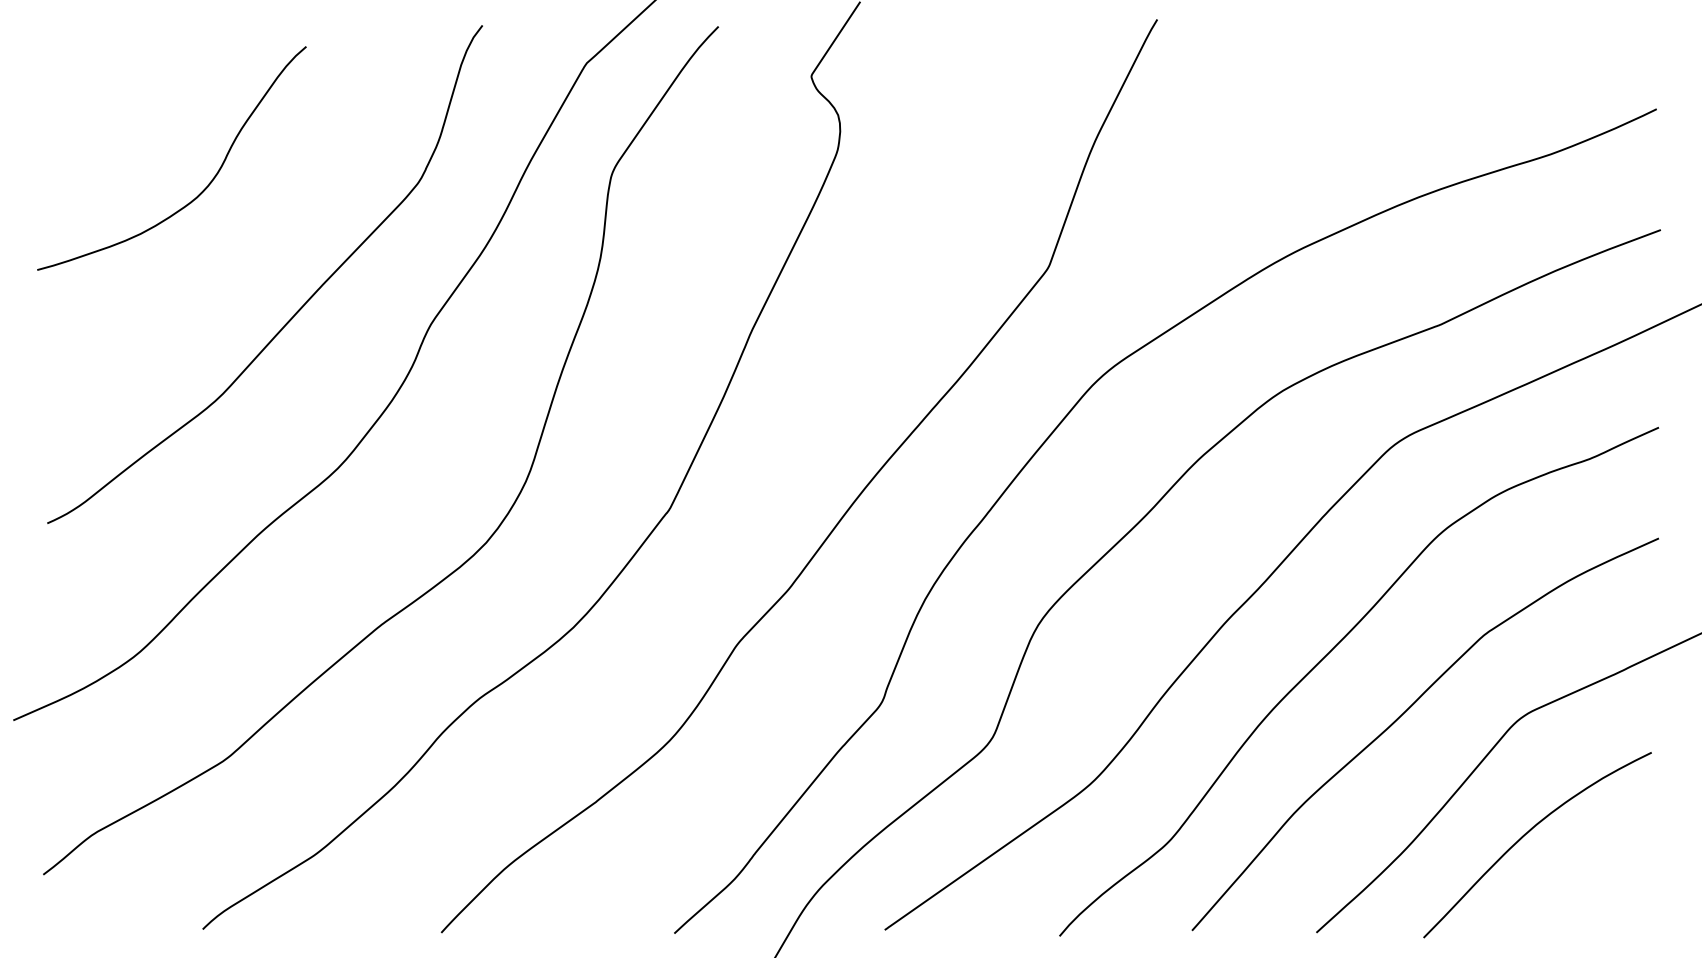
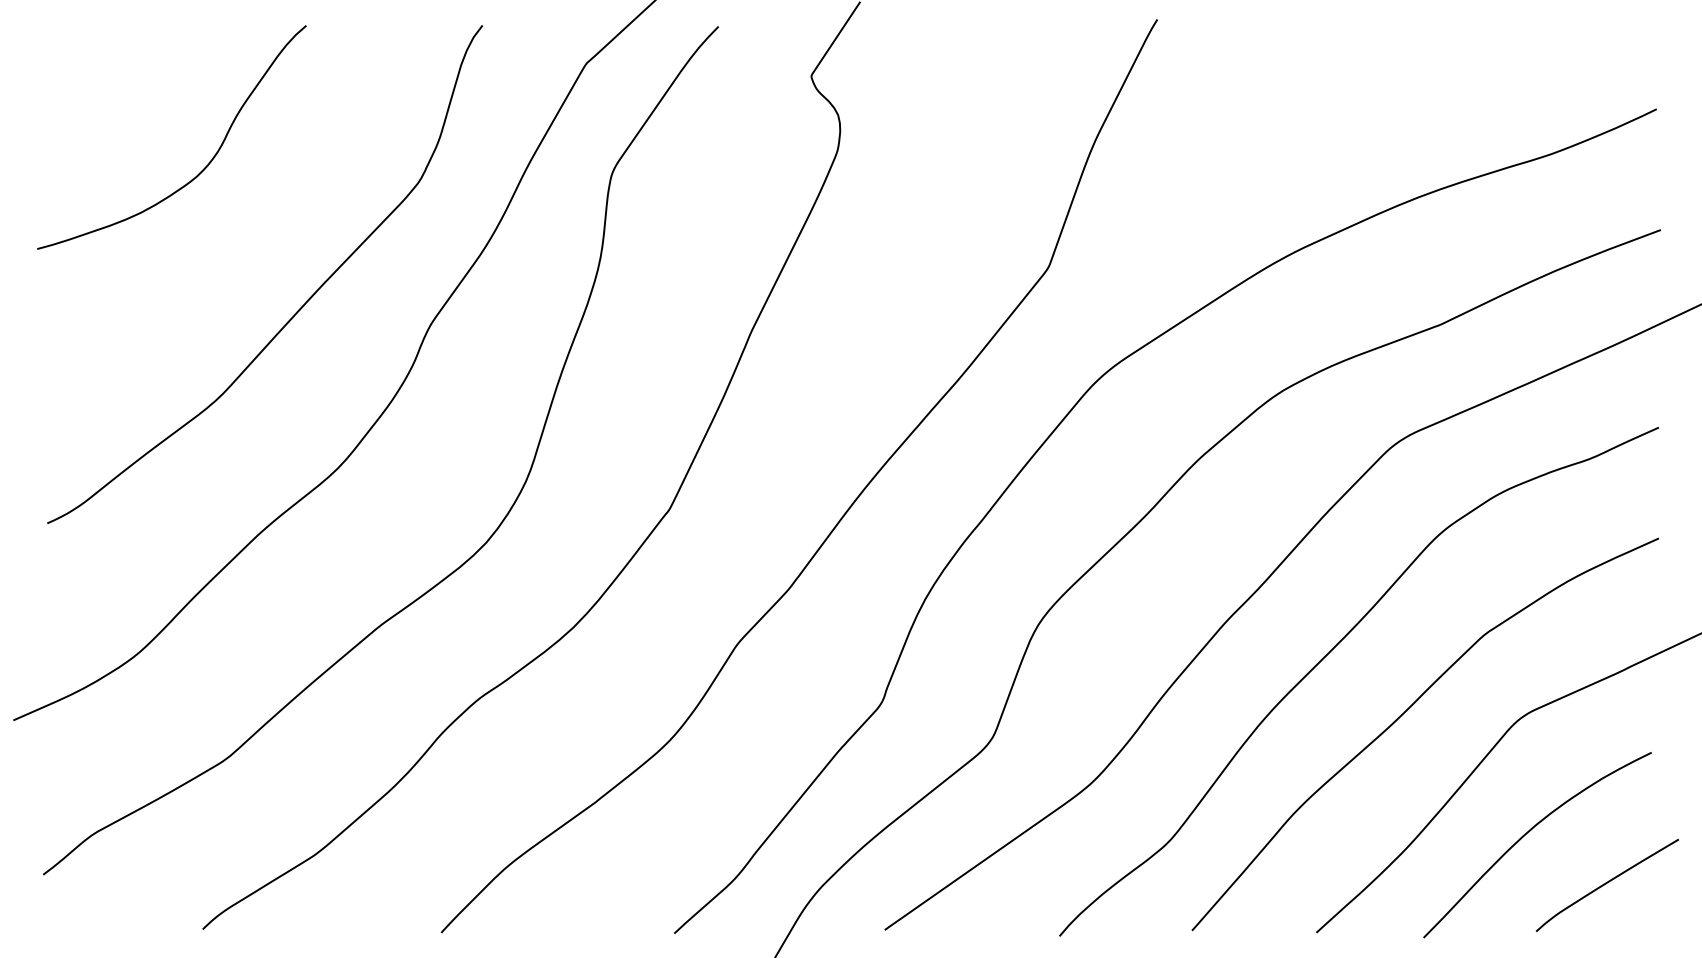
curve position: (203, 189) -> (203, 168) (203, 168)
curve: none -> present (1607, 883)
